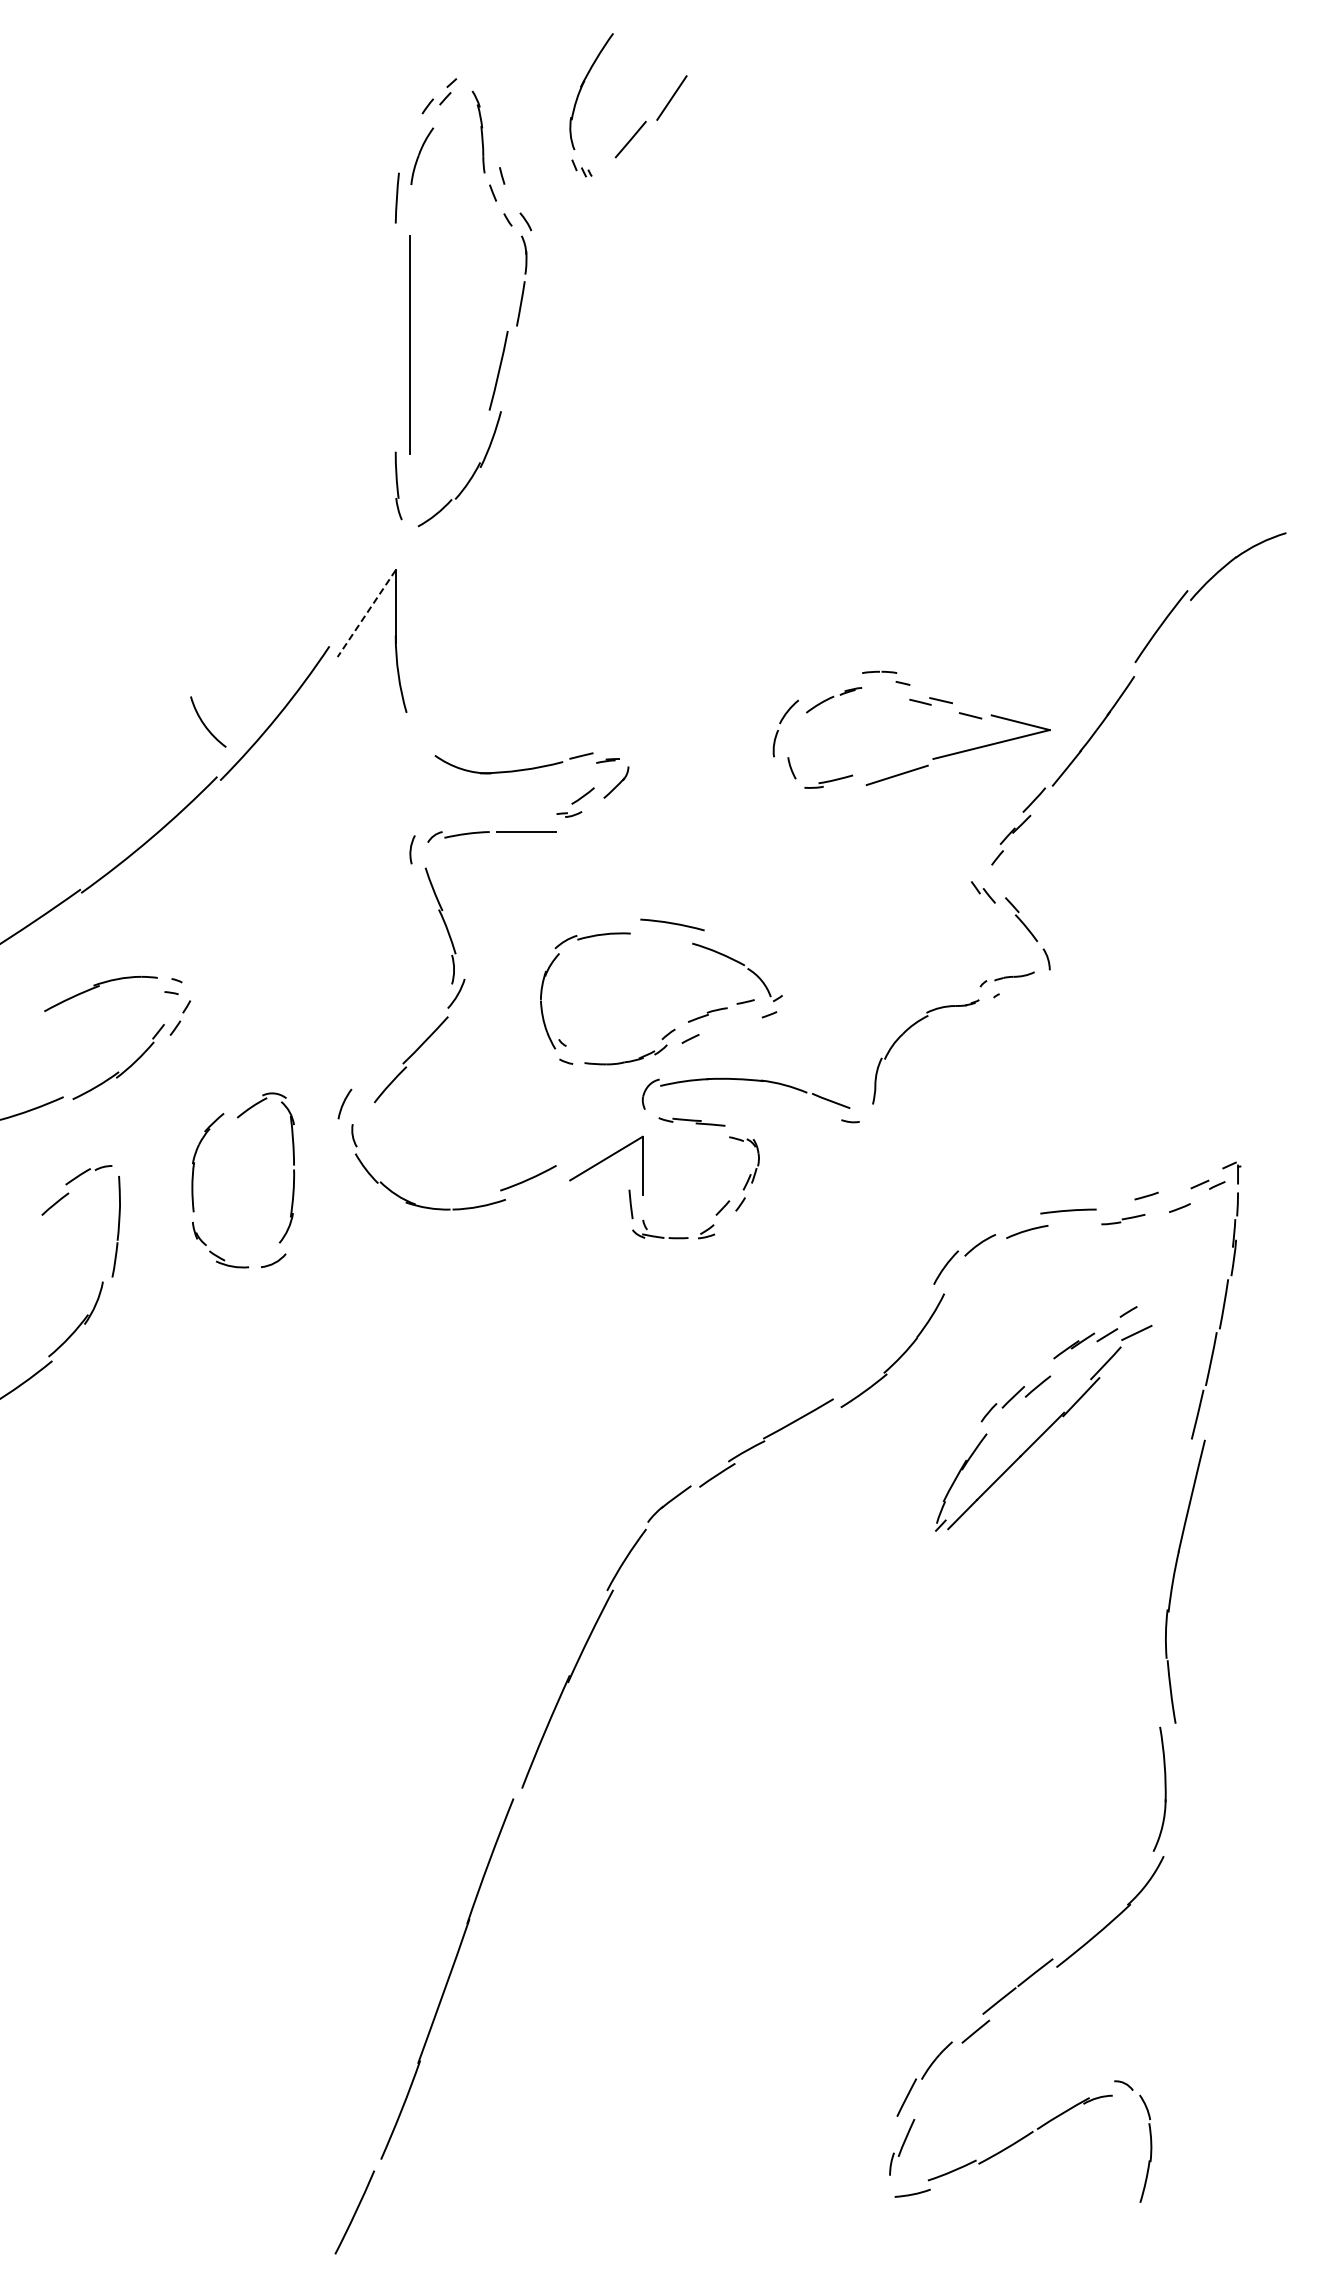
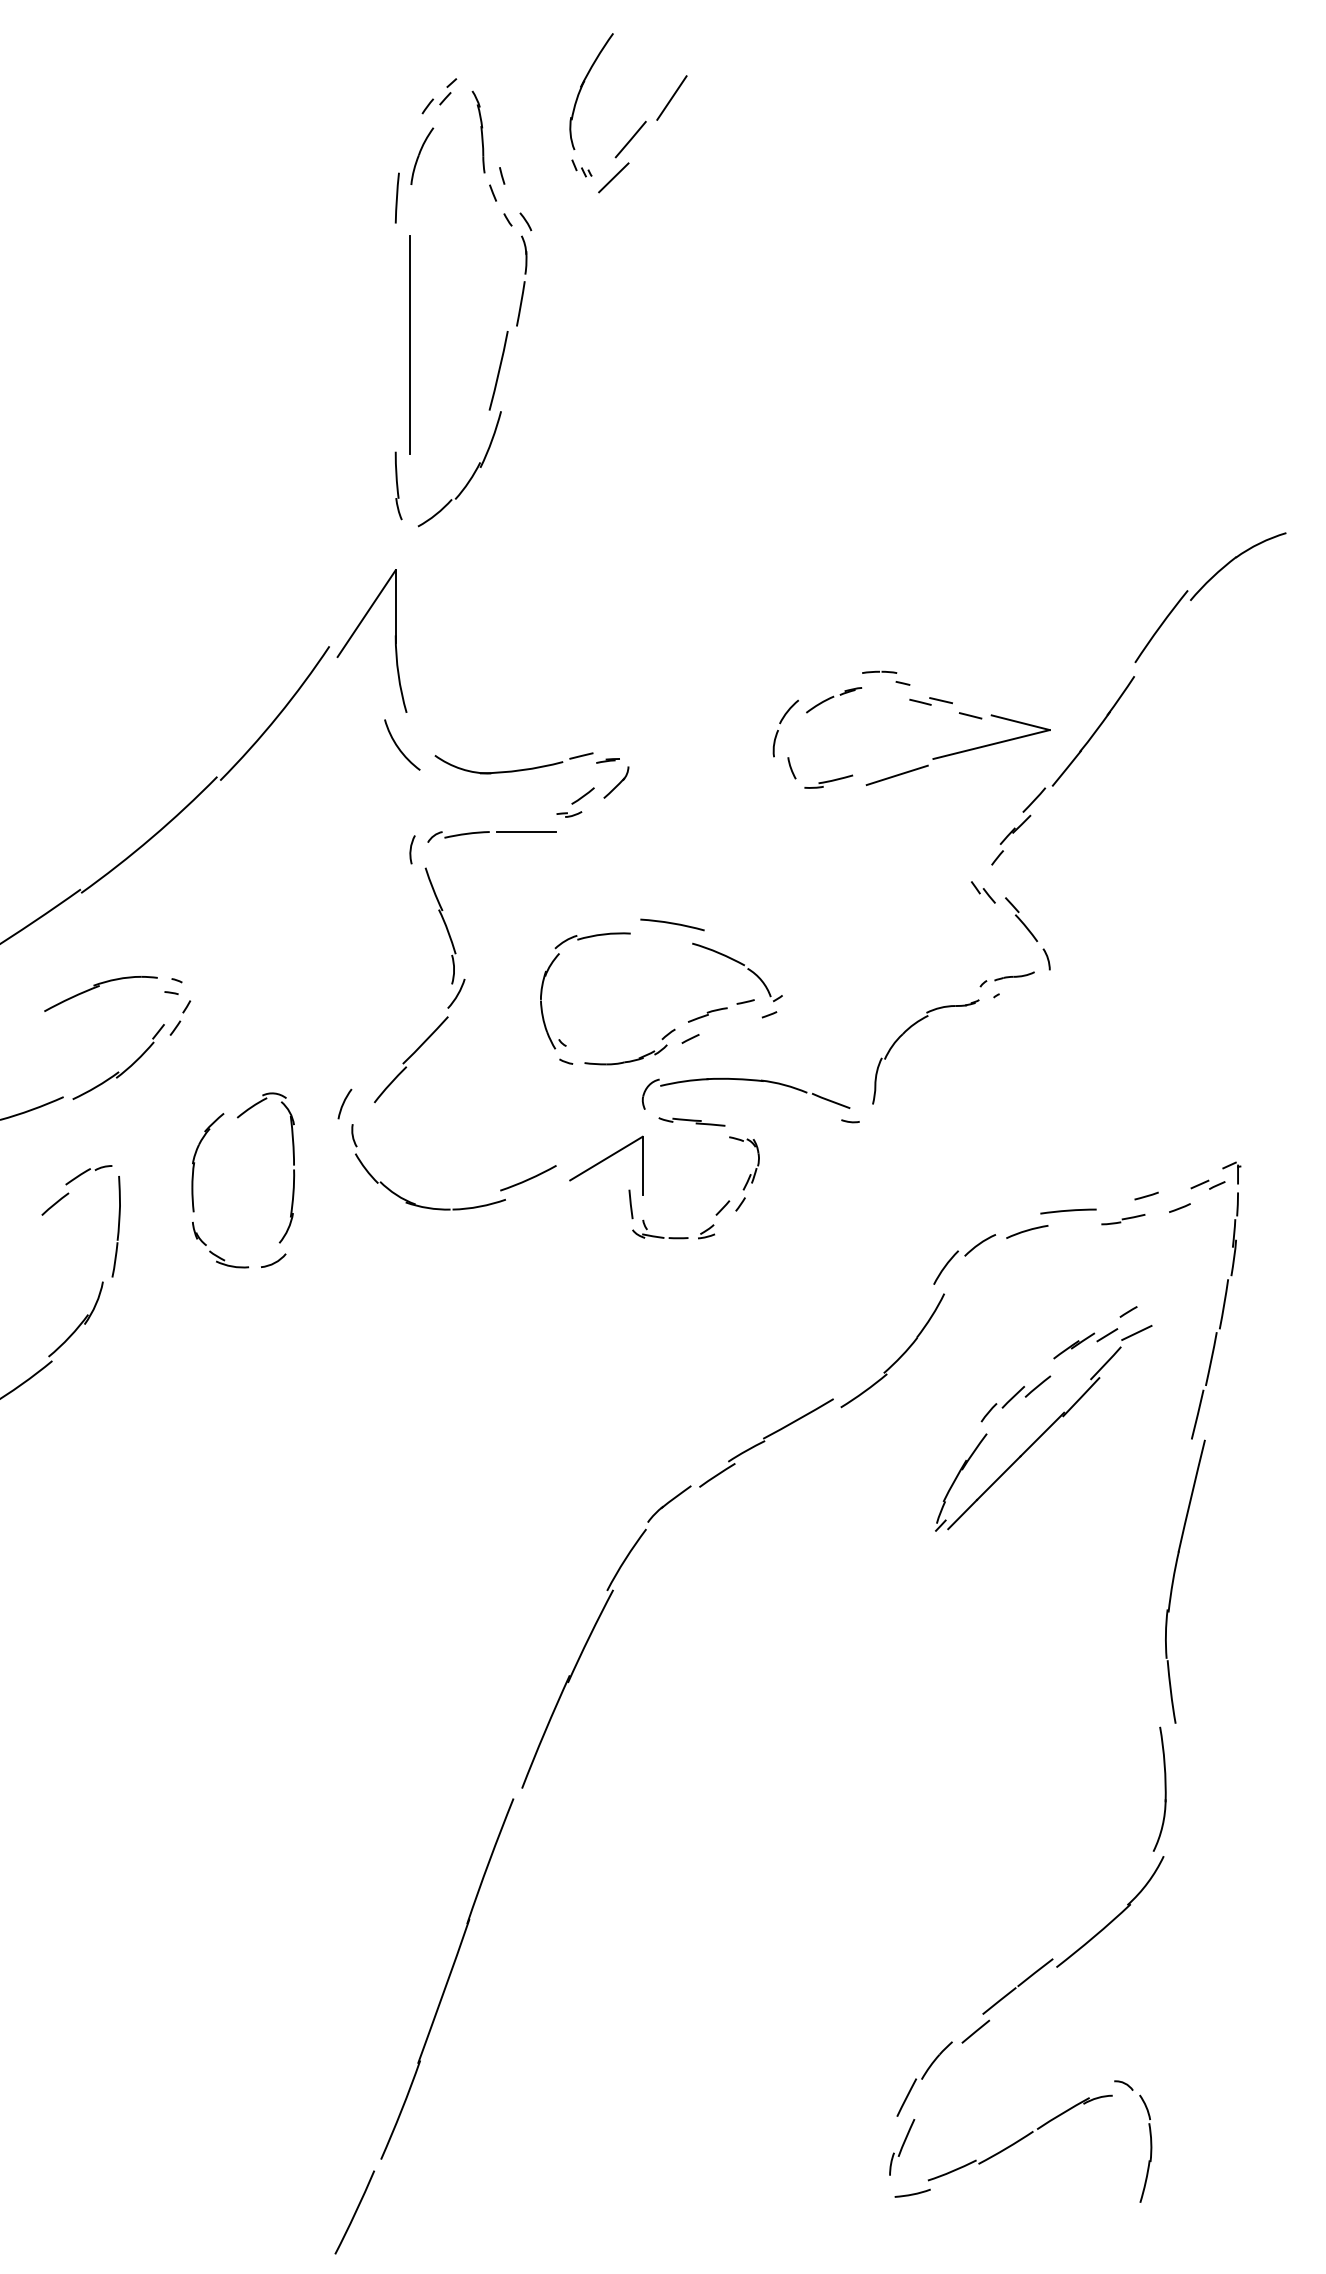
line: none -> present (613, 177)
line: dashed -> solid (366, 614)
curve position: (205, 724) -> (399, 747) (399, 747)
